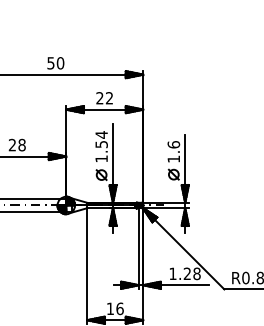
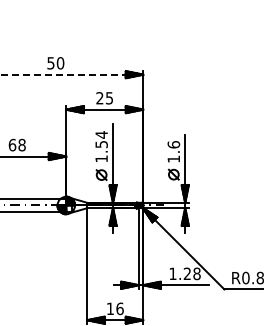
line: solid -> dashed (72, 74)
text: 22 -> 25 (109, 98)
text: 28 -> 68 (12, 144)
